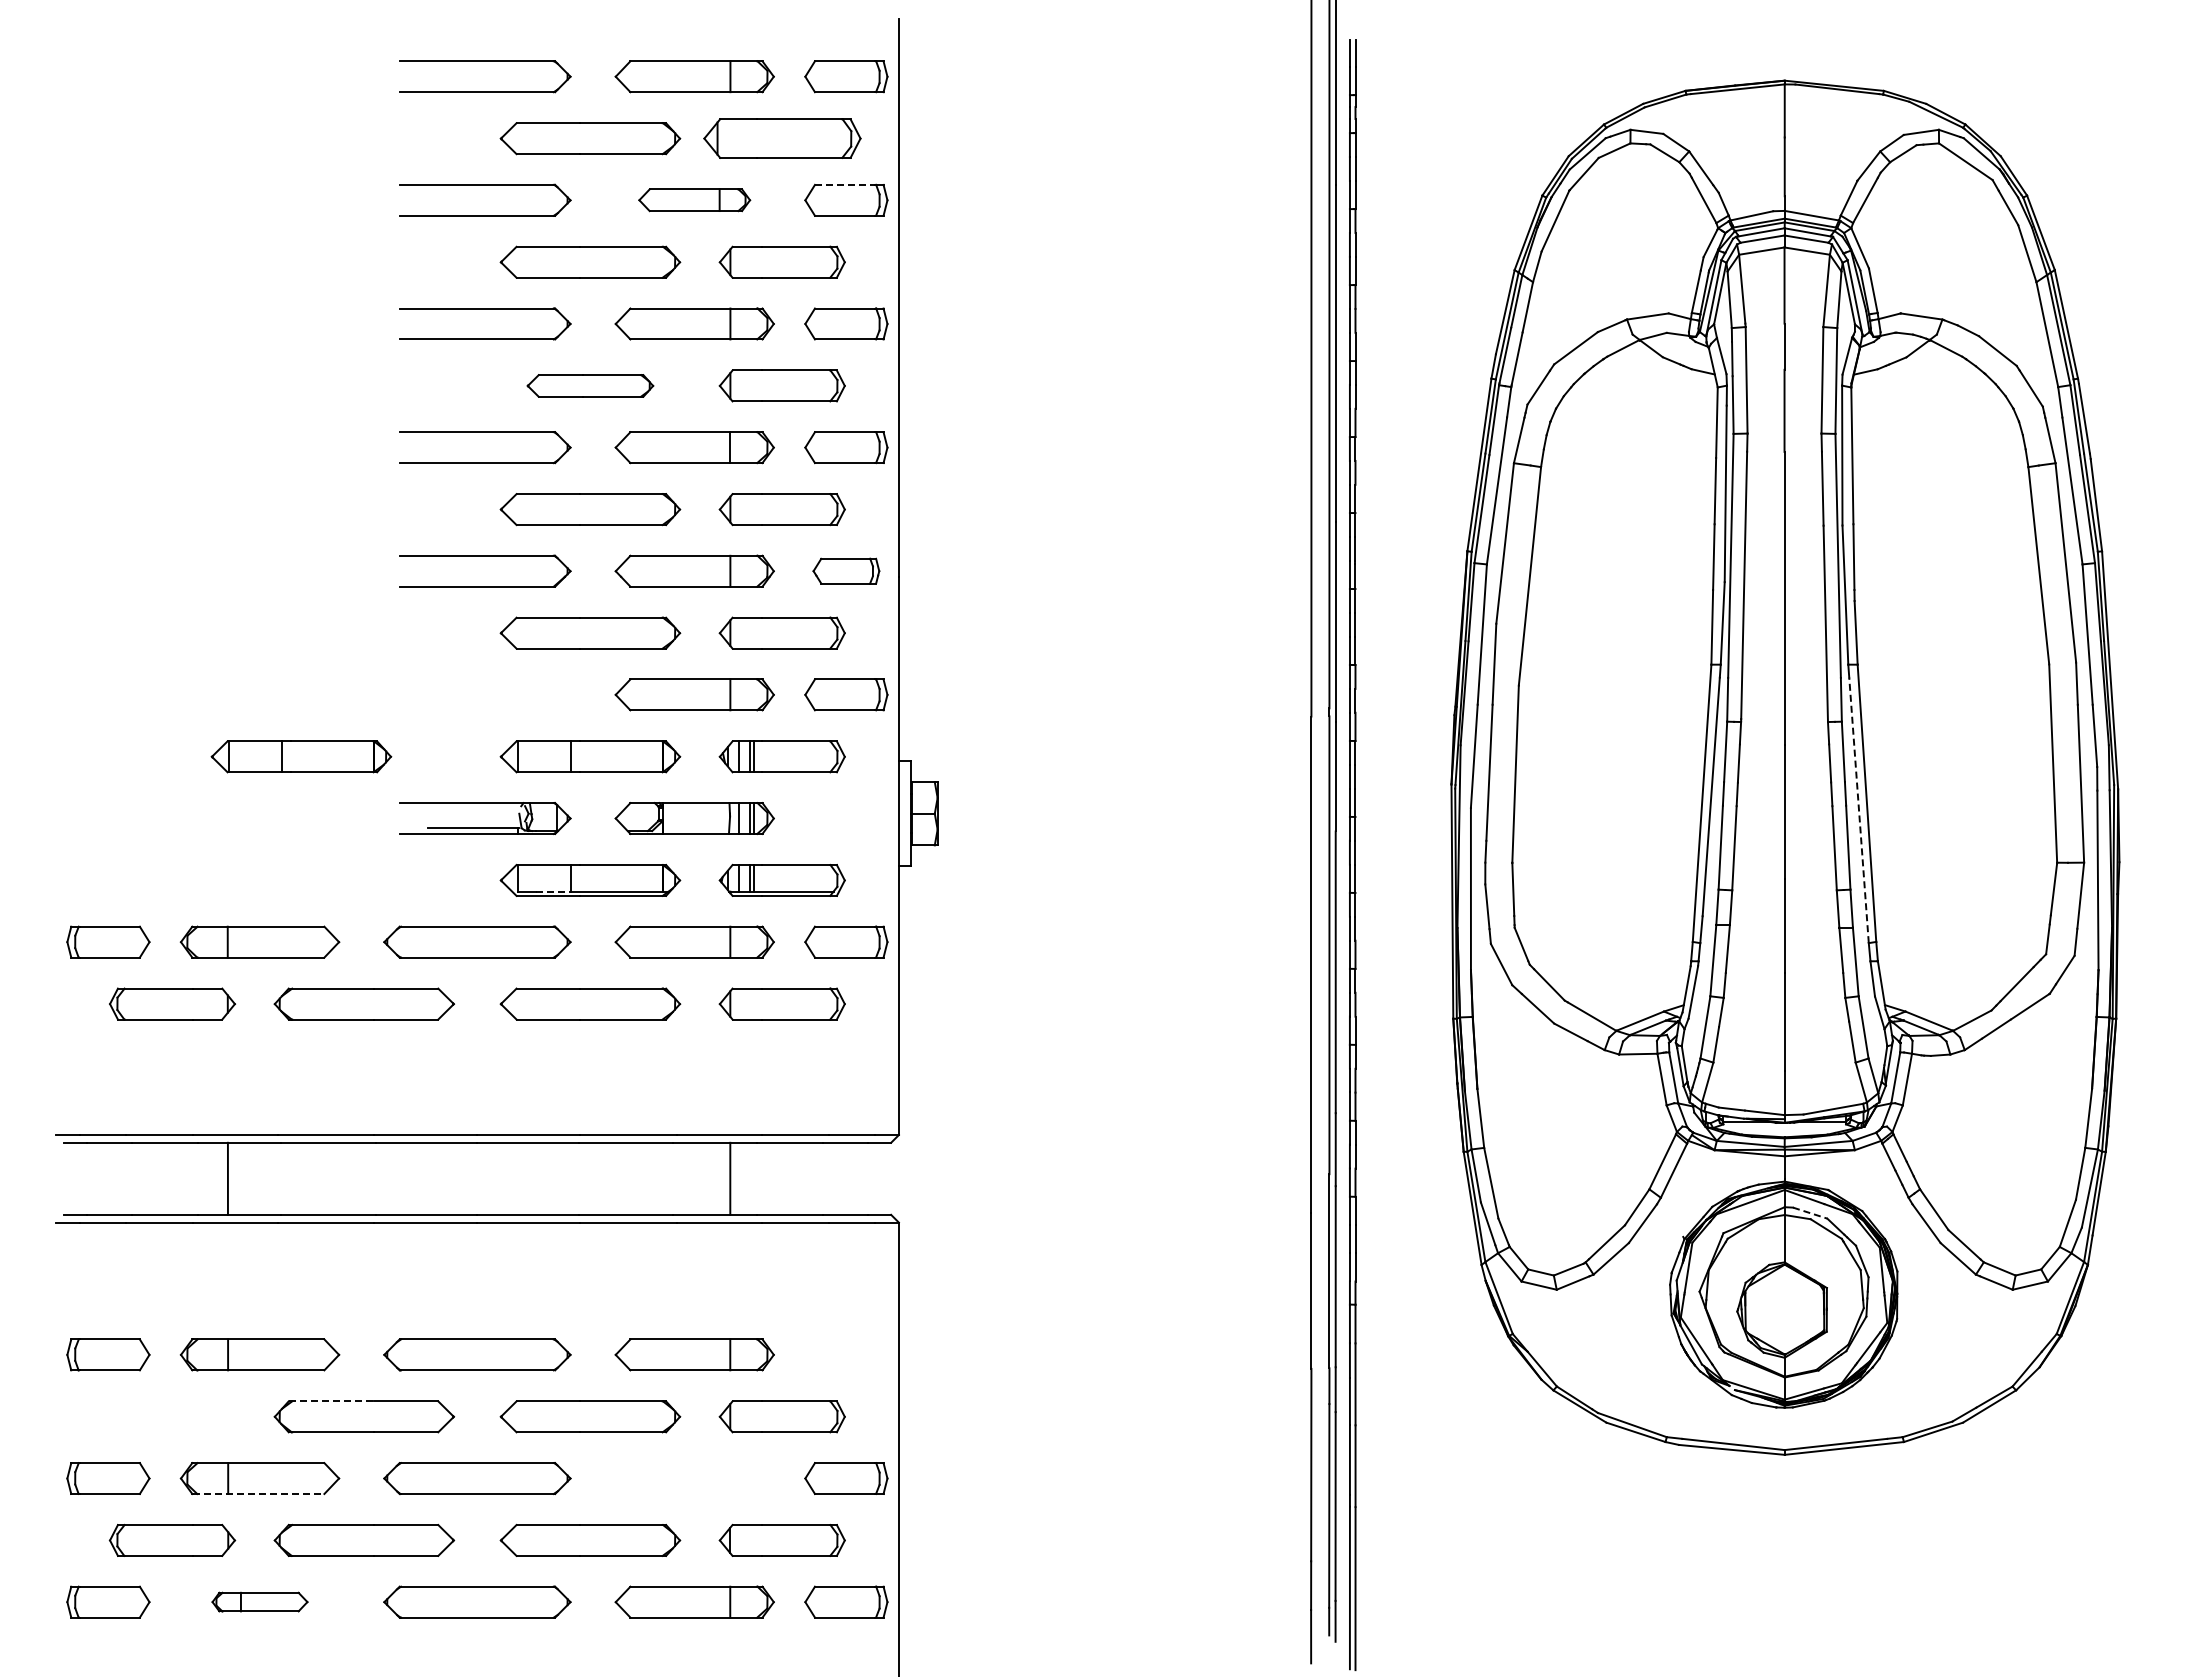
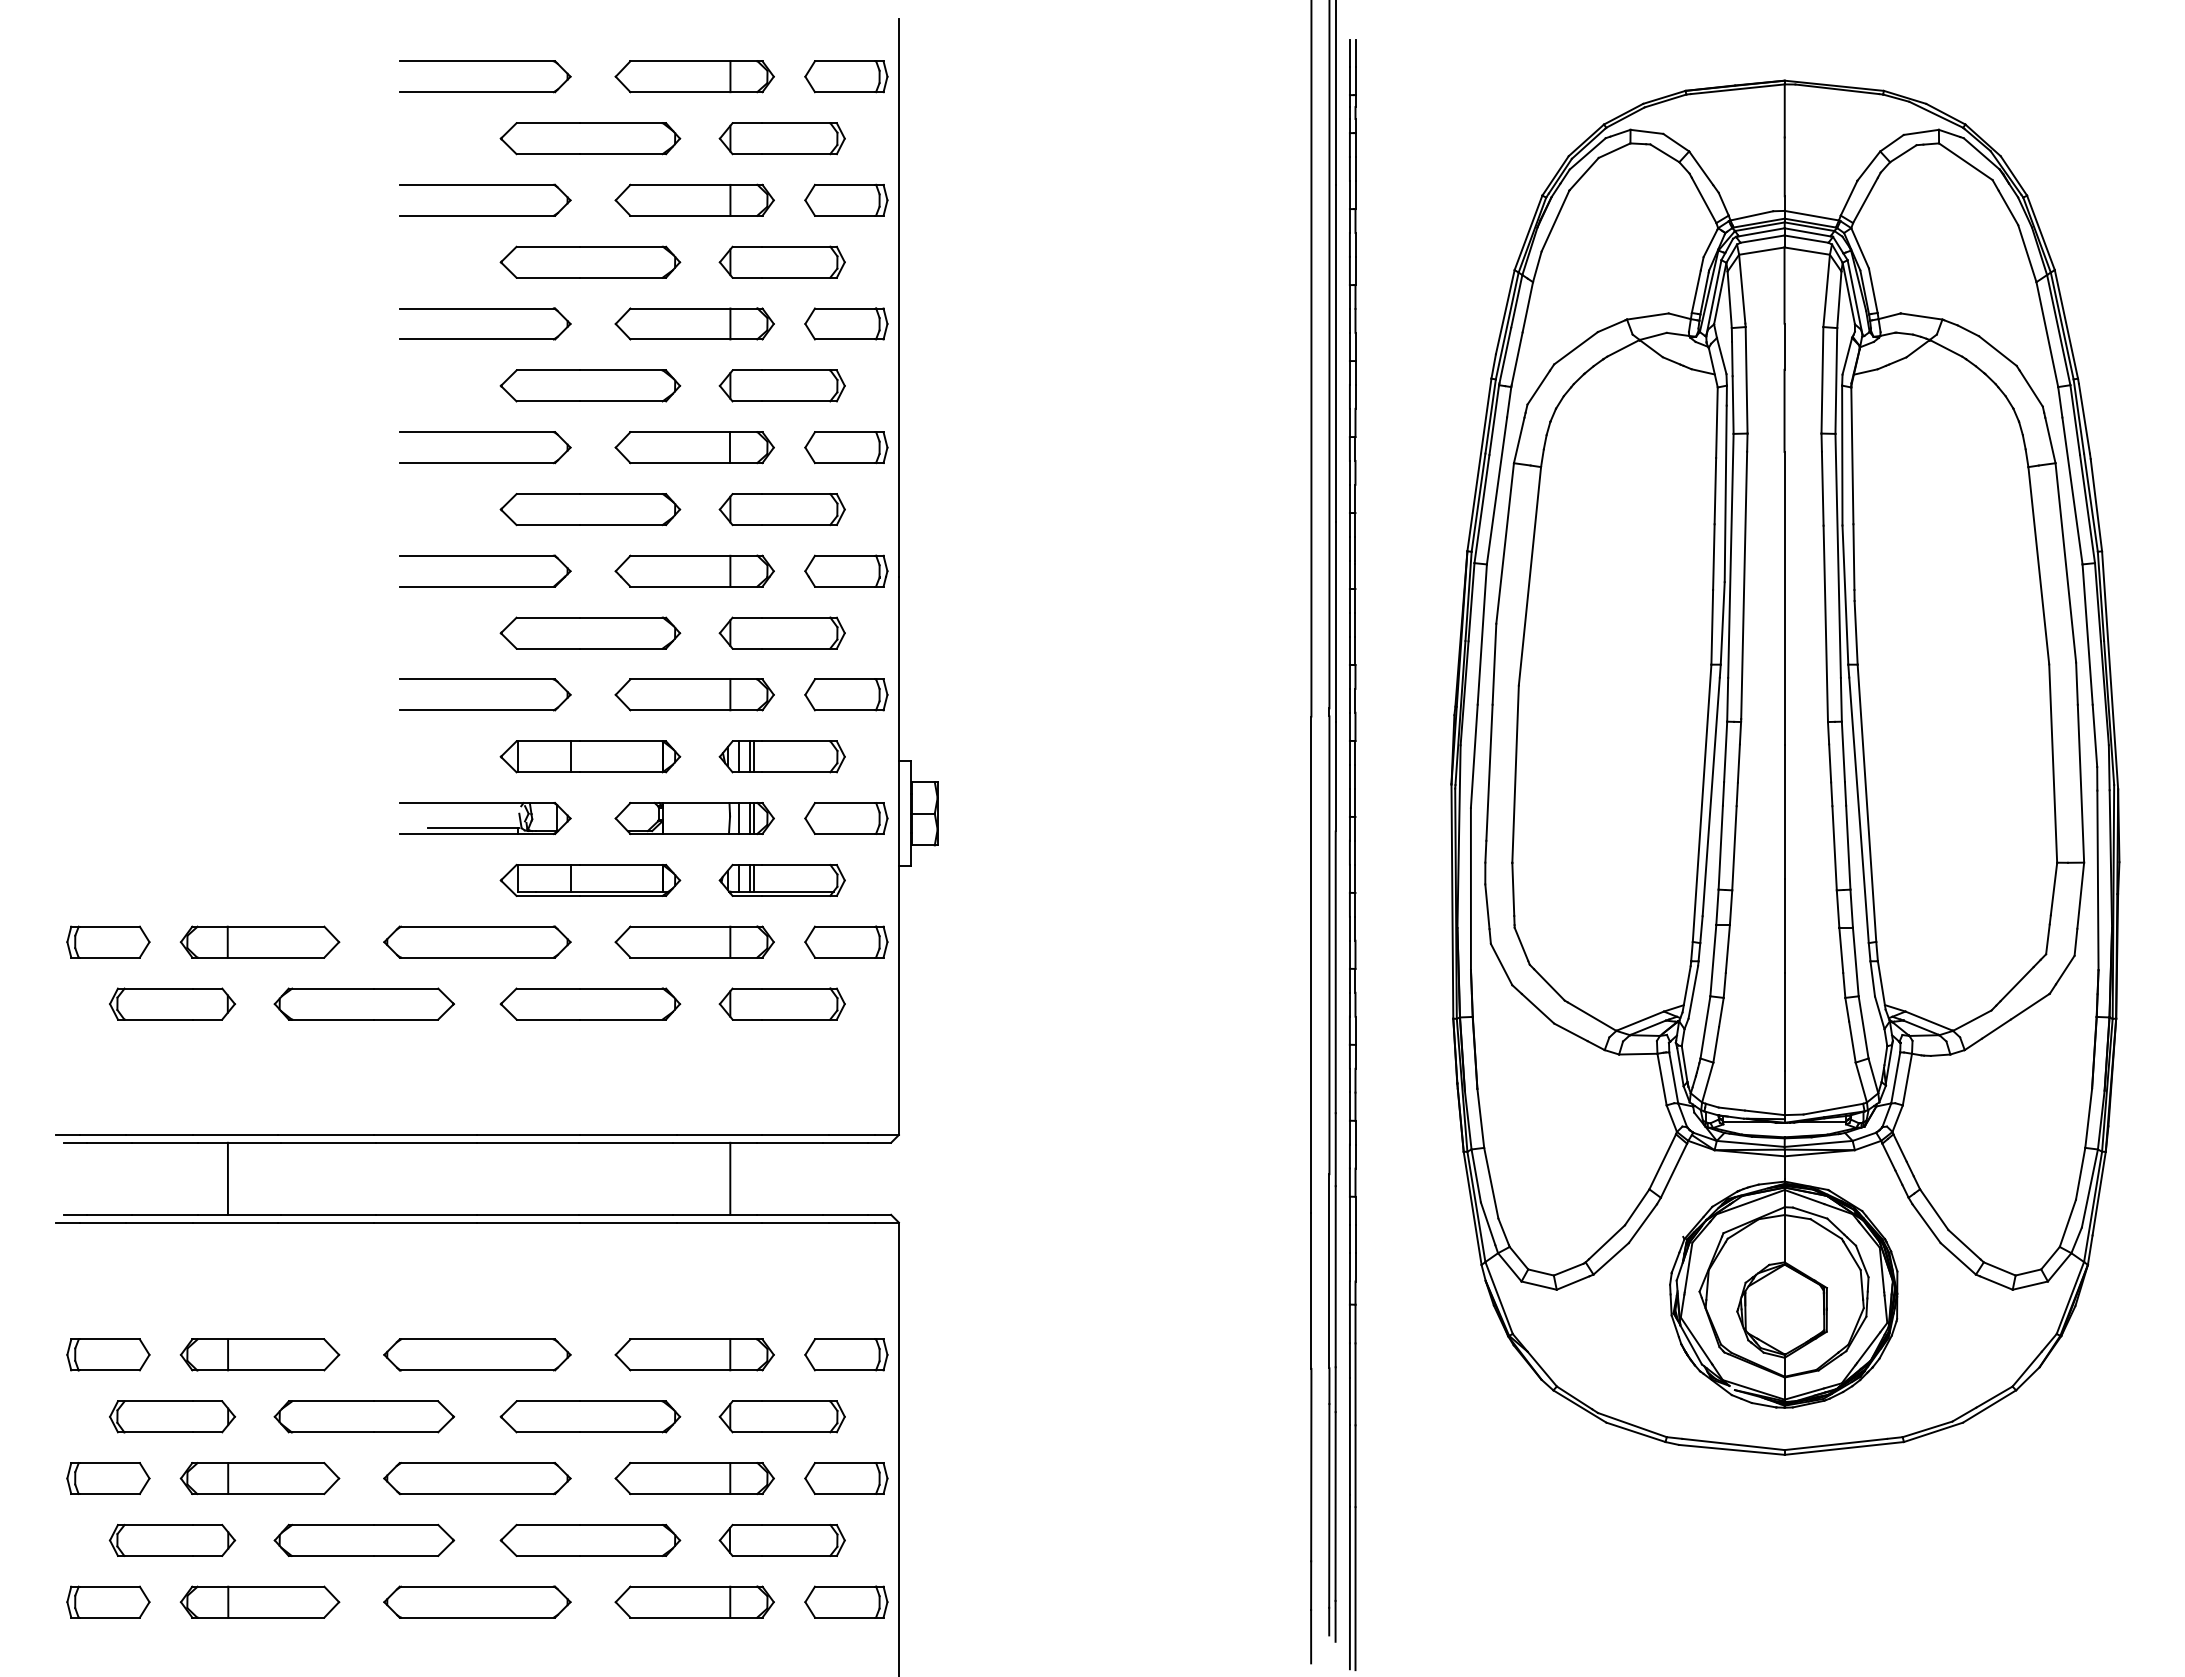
part size: 159x41 px -> 128x34 px (781, 138)
line: dashed -> solid (845, 184)
part size: 114x25 px -> 161x34 px (694, 199)
part size: 129x24 px -> 183x34 px (590, 385)
part size: 69x28 px -> 85x34 px (846, 570)
part: none -> present (485, 679)
part: present -> none (301, 756)
line: dashed -> solid (1858, 809)
part: none -> present (846, 818)
line: dashed -> solid (553, 891)
line: dashed -> solid (1810, 1213)
part: none -> present (846, 1354)
line: dashed -> solid (331, 1401)
part: none -> present (172, 1416)
part: none -> present (694, 1478)
line: dashed -> solid (258, 1493)
part size: 98x22 px -> 162x34 px (259, 1601)
